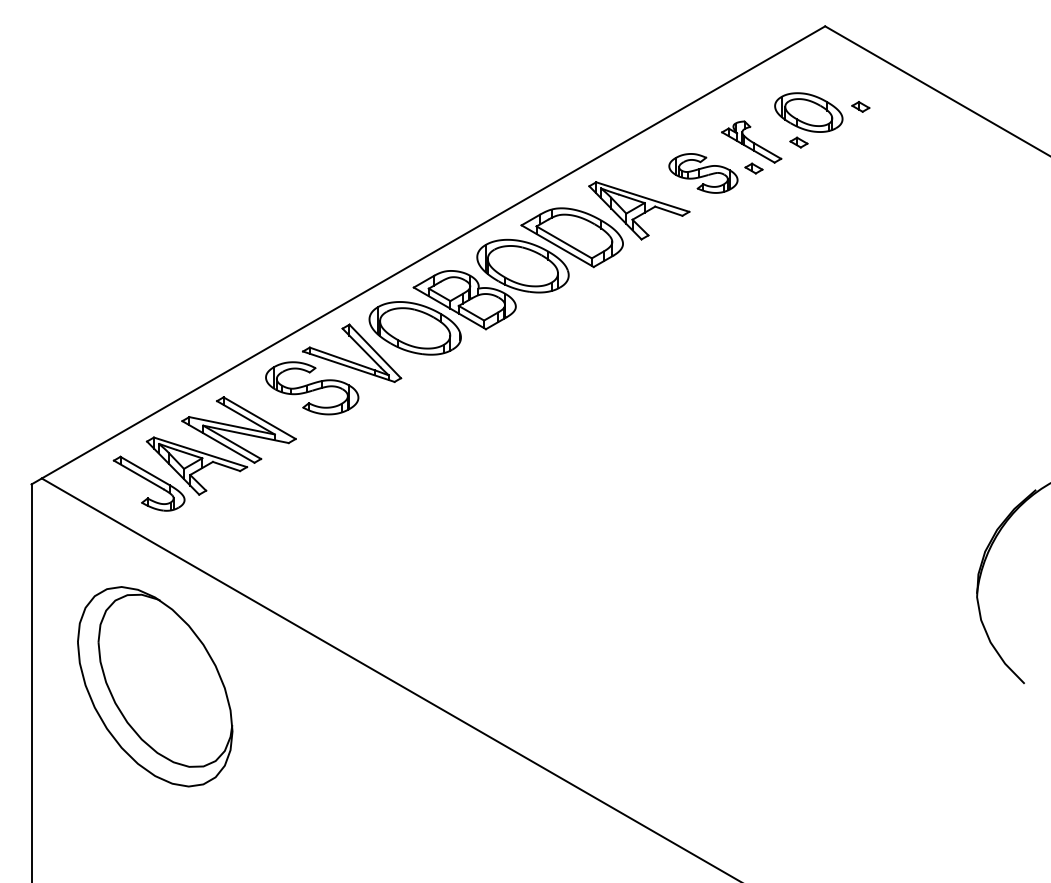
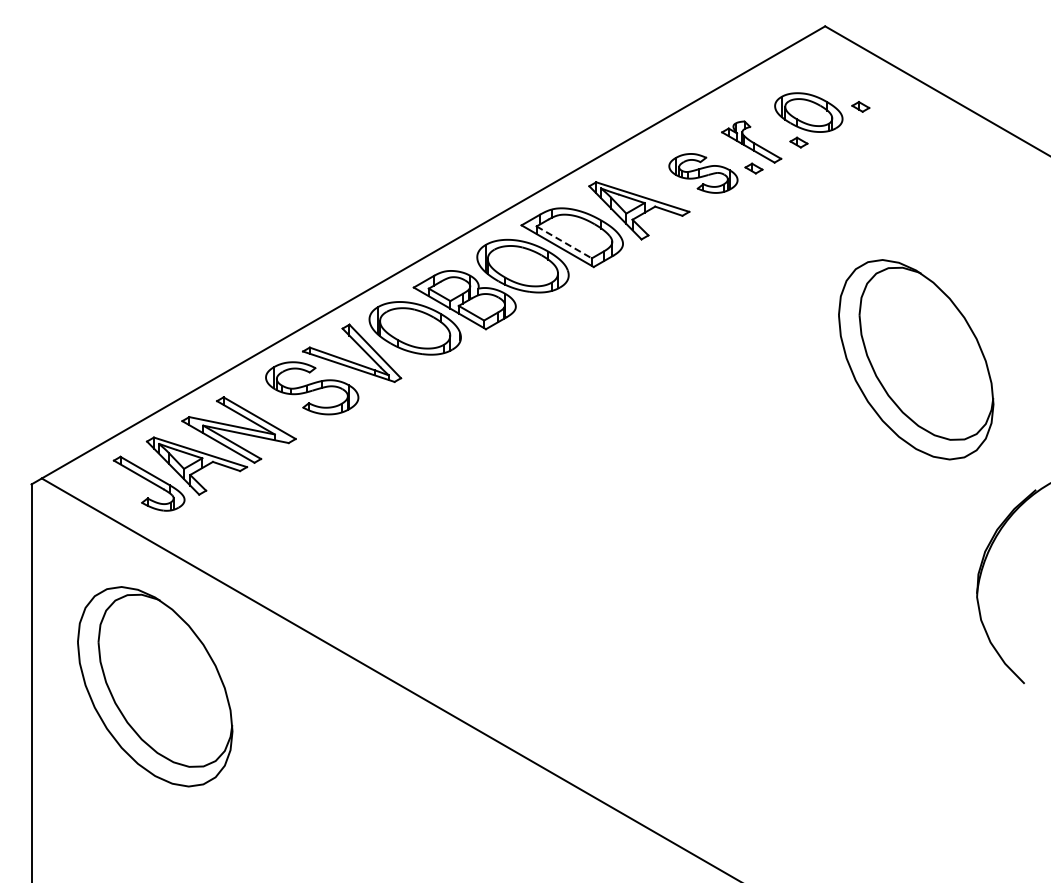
line: solid -> dashed (564, 242)
part: none -> present (916, 359)
